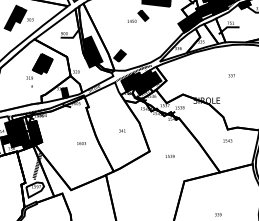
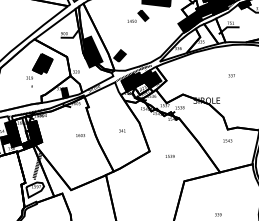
part: present -> none (18, 17)
fill: present -> none (142, 88)
fill: present -> none (21, 130)
text position: (81, 143) -> (80, 135) (80, 135)
